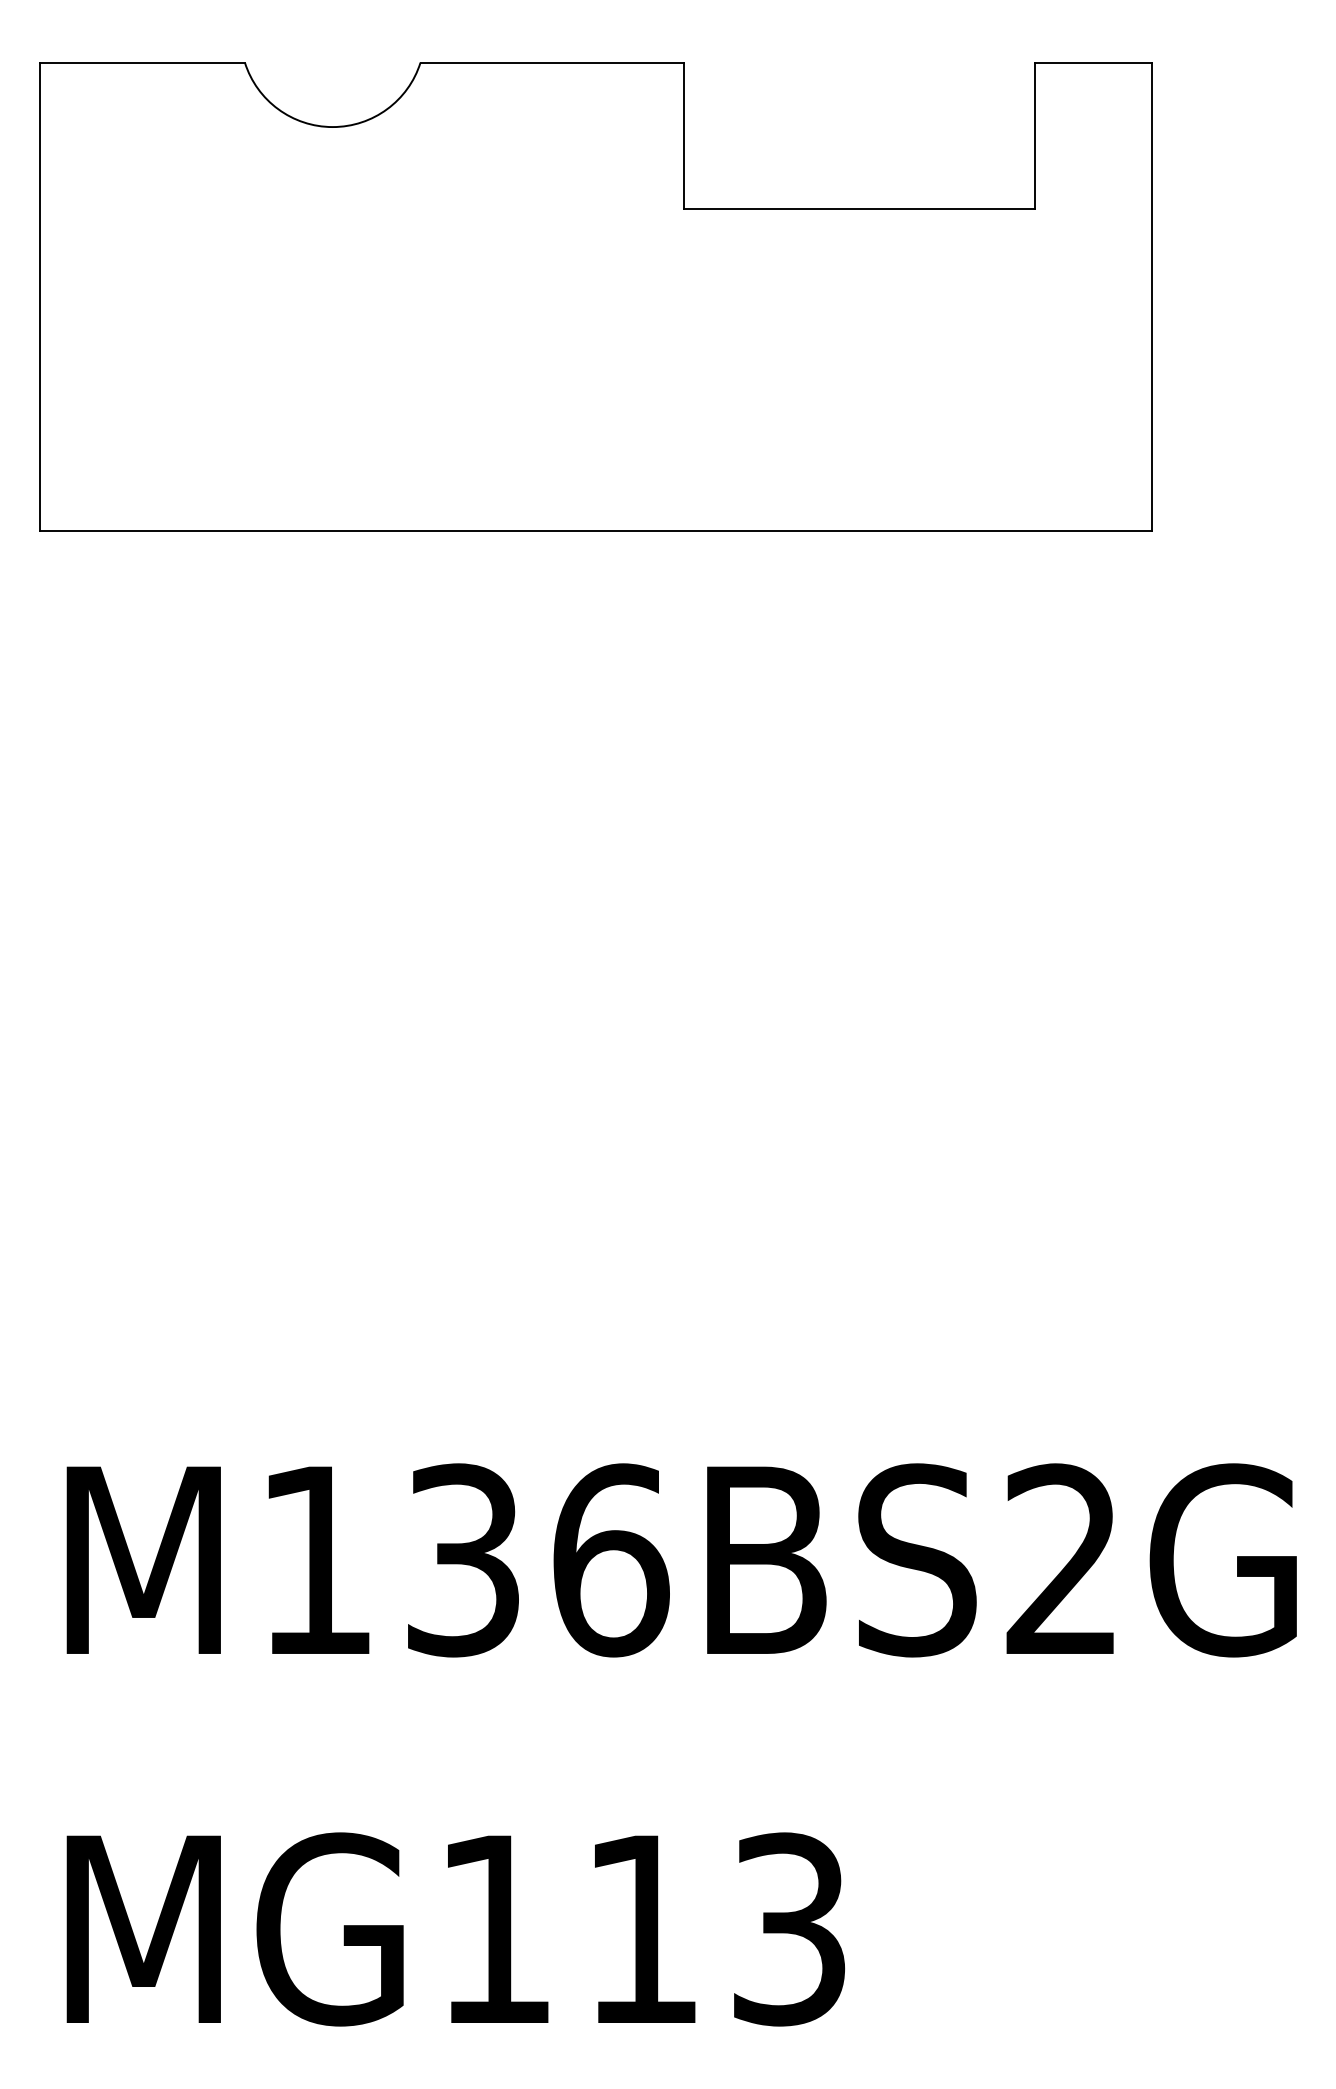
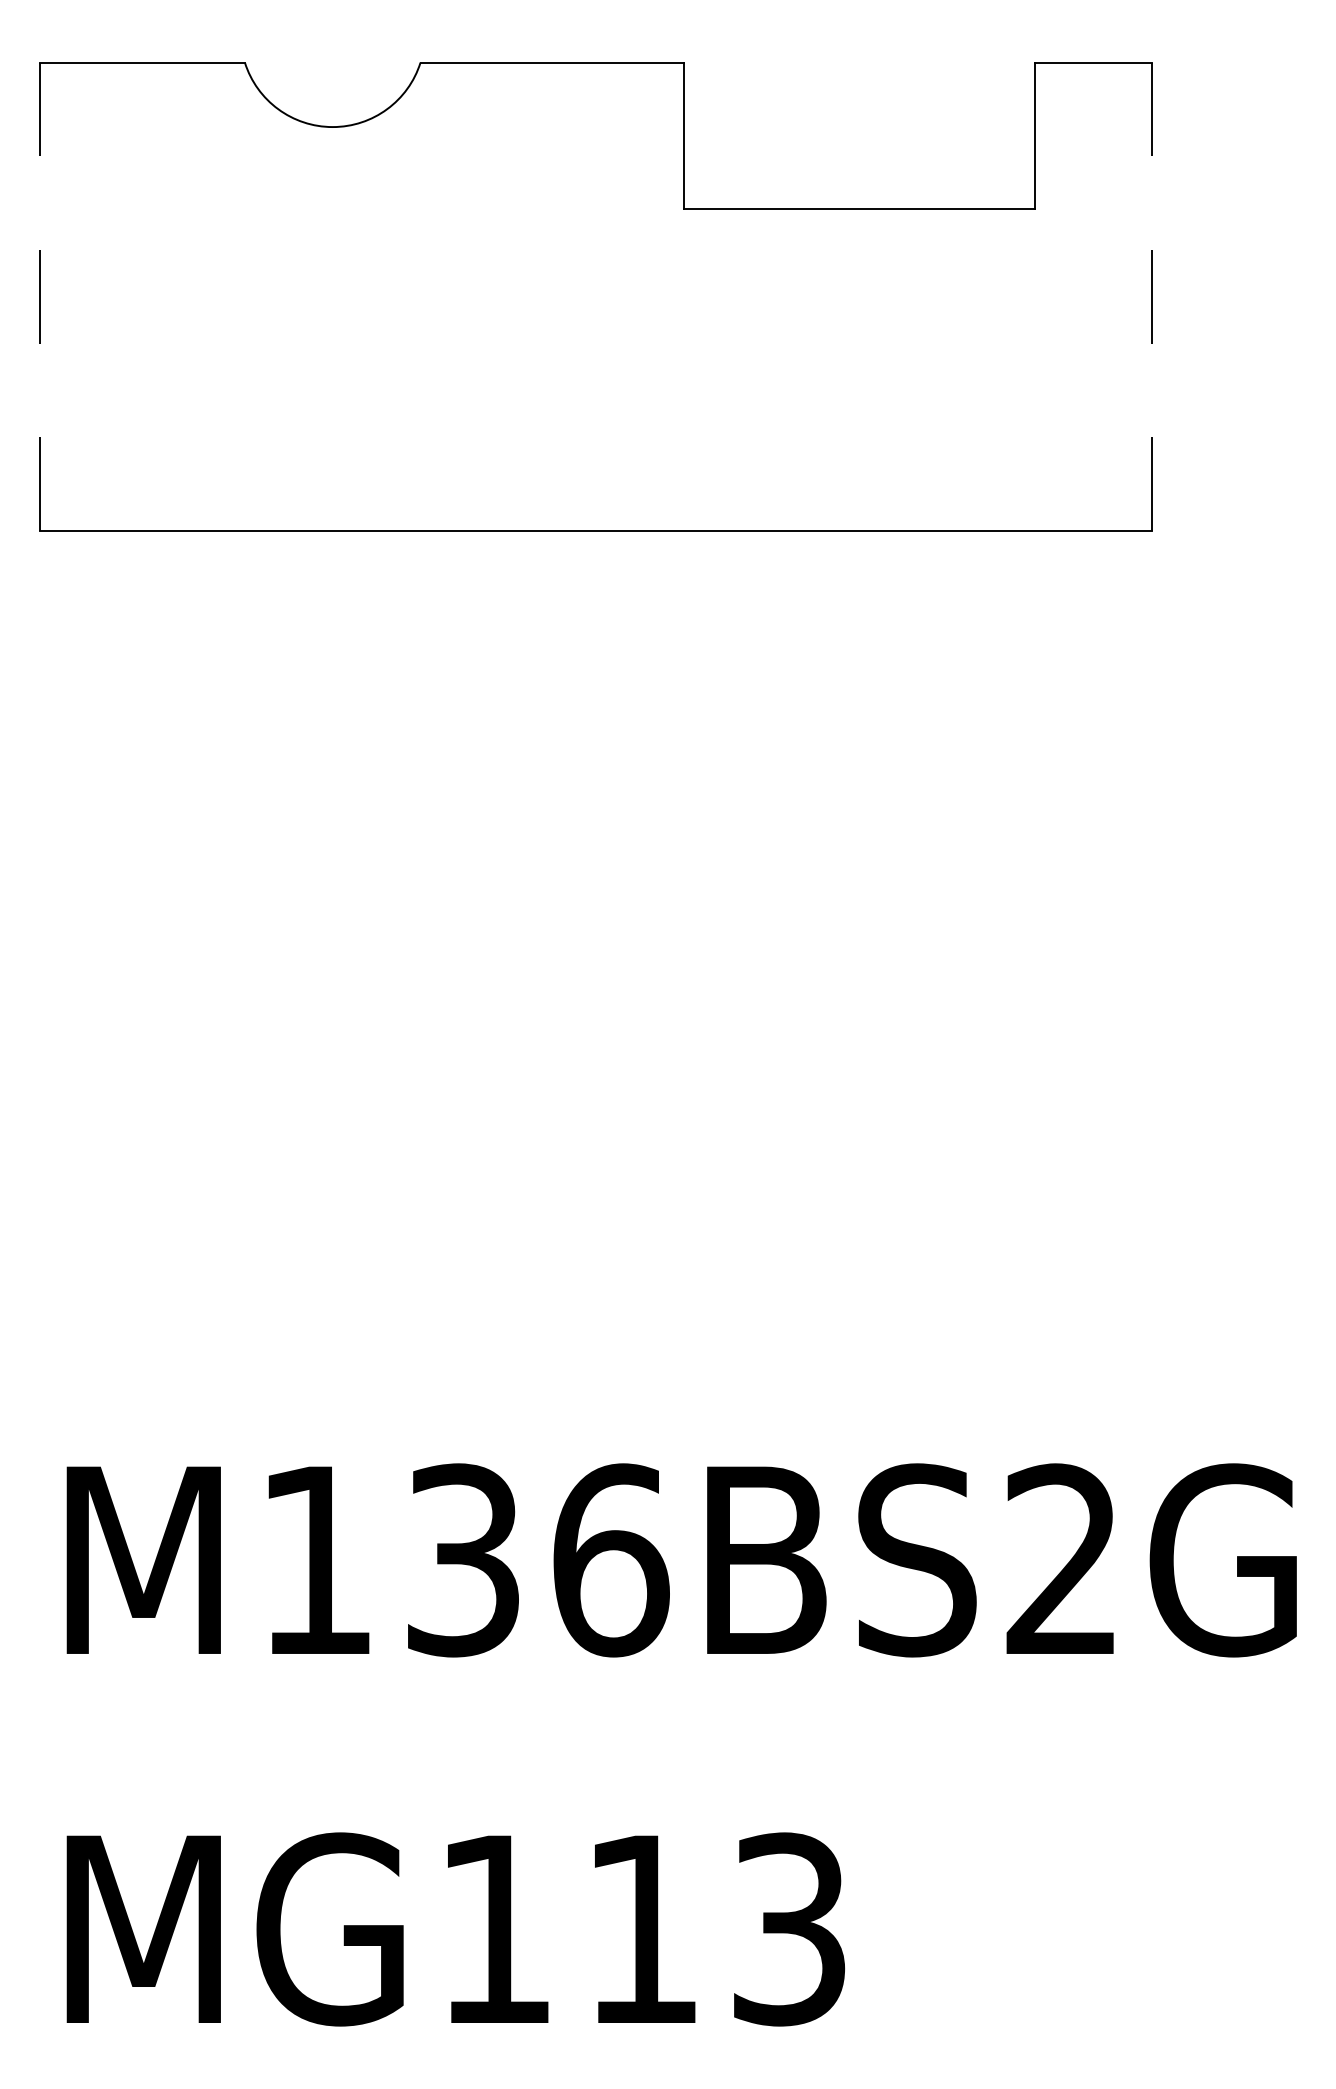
line: solid -> dashed (40, 297)
line: solid -> dashed (1151, 297)
